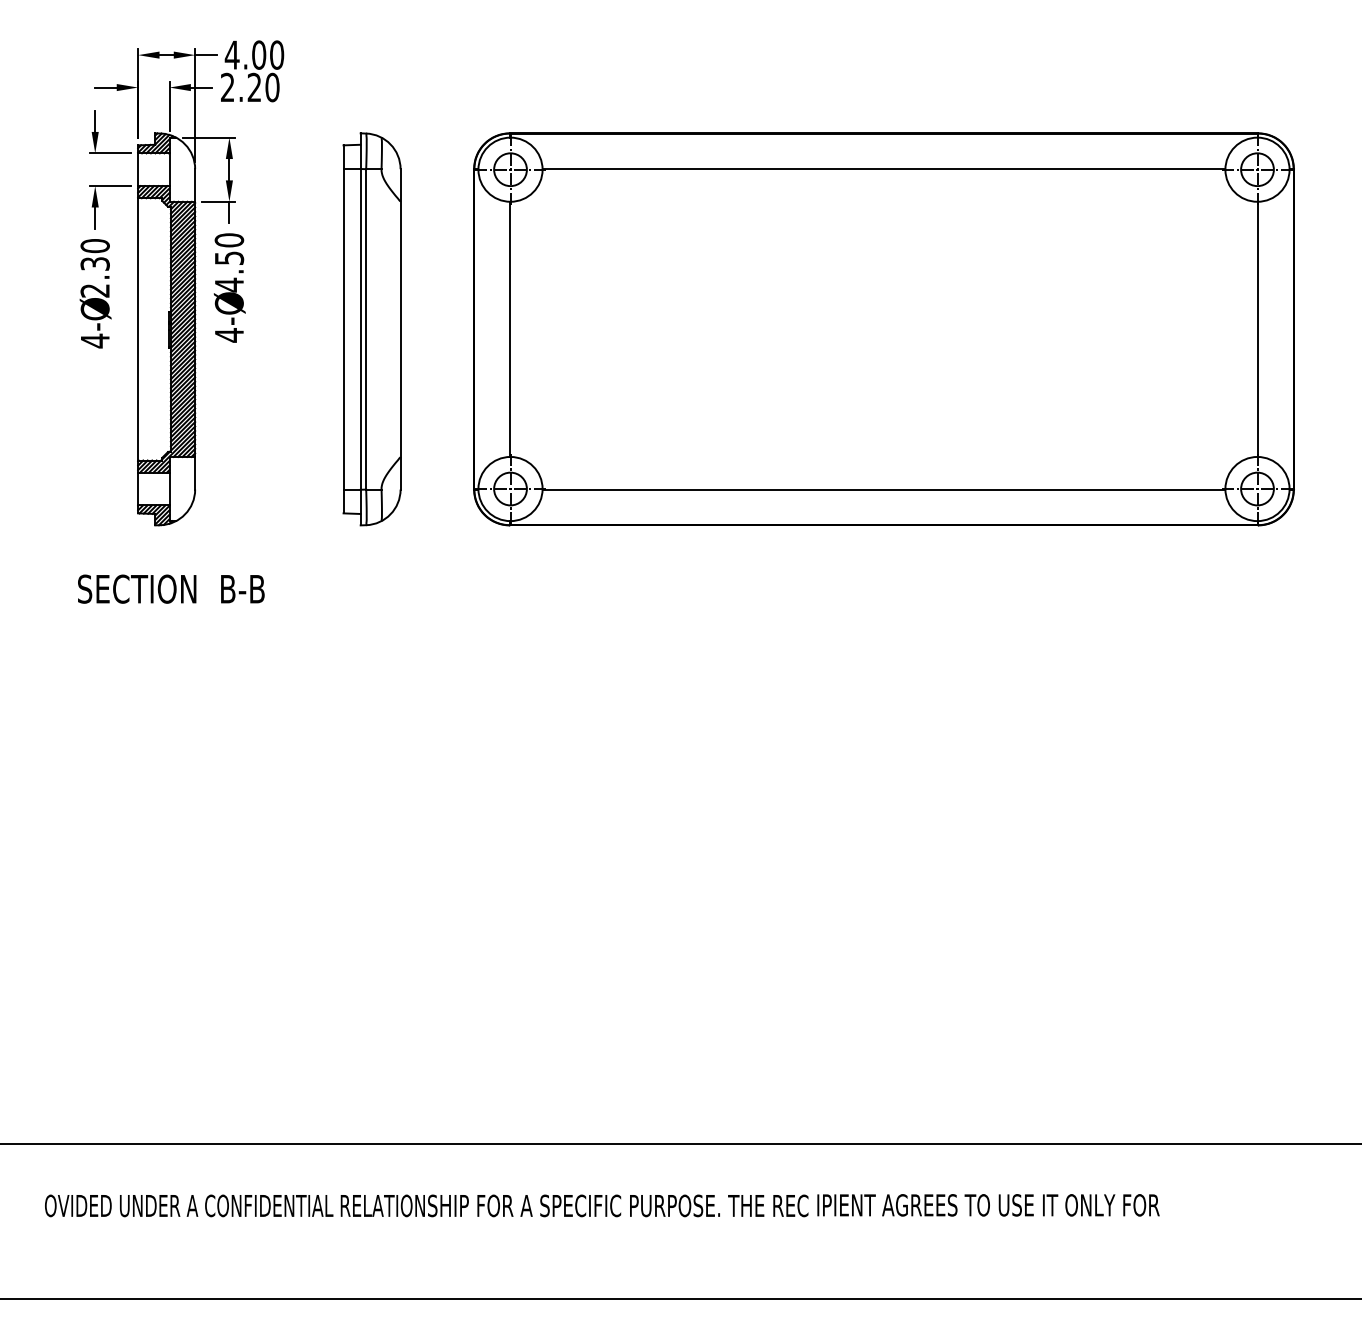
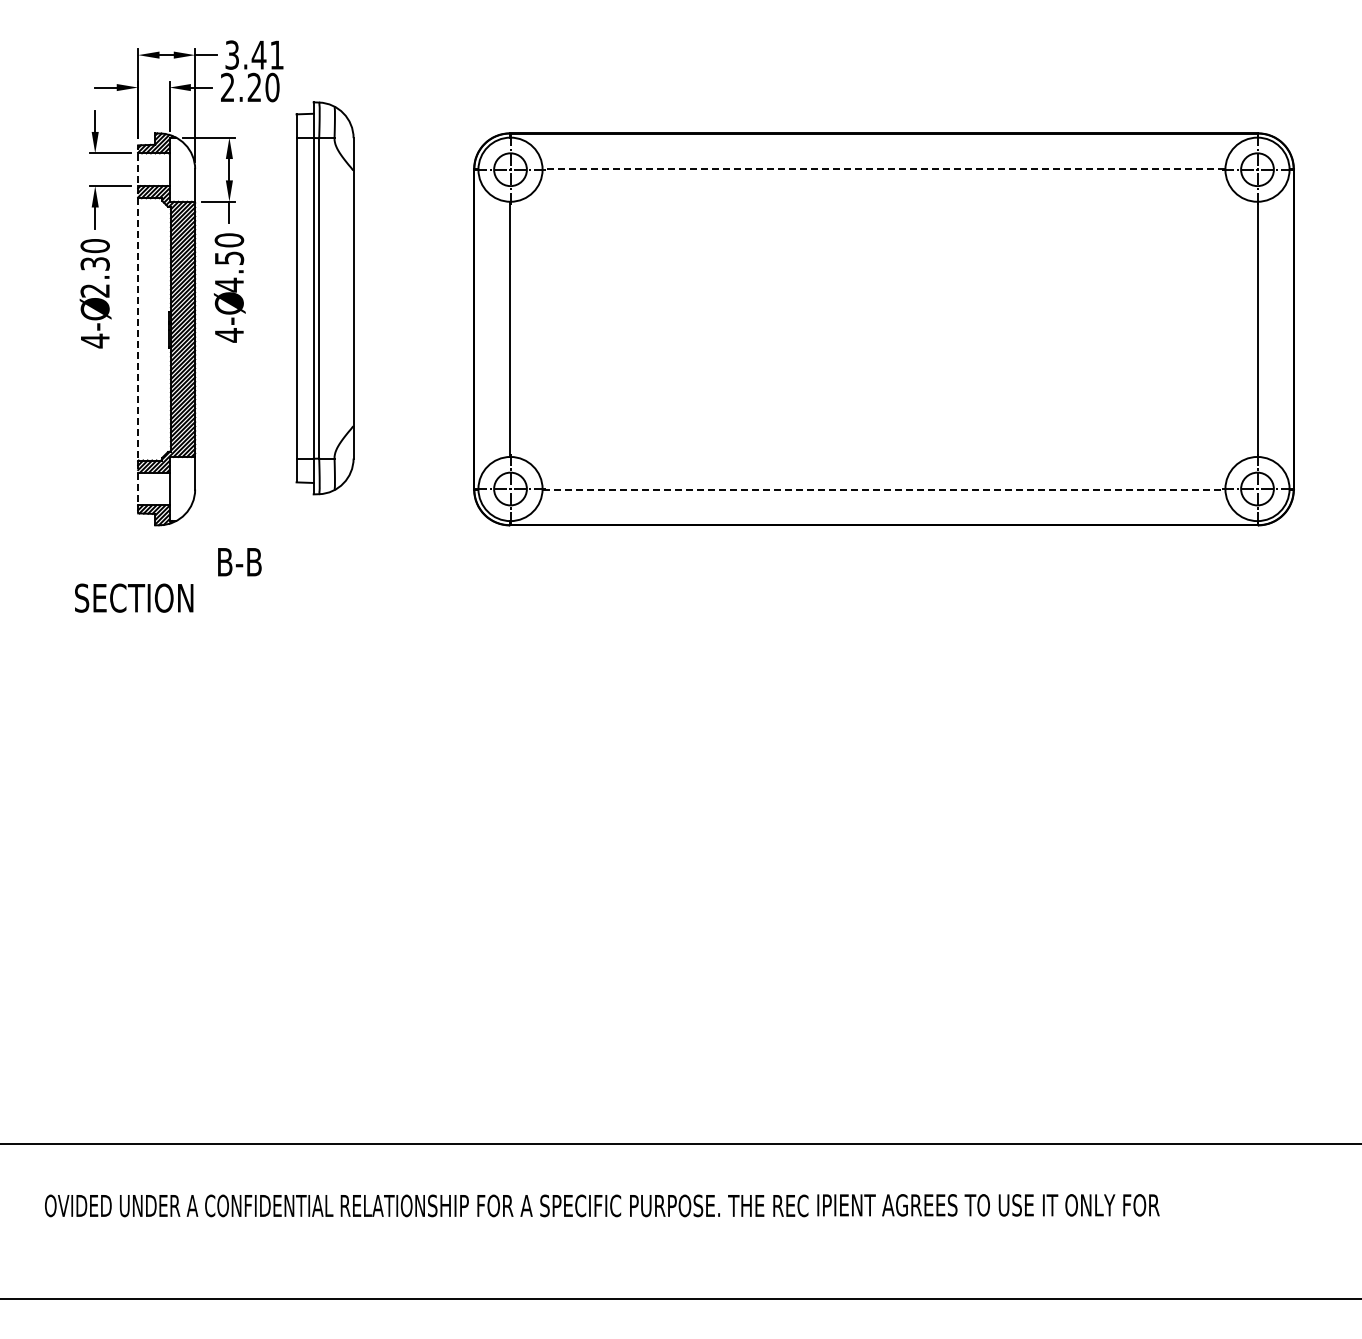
text: 4.00 -> 3.41 (254, 54)
line: solid -> dashed (883, 169)
line: solid -> dashed (138, 328)
part position: (371, 329) -> (324, 298) (324, 298)
line: solid -> dashed (884, 489)
text position: (137, 588) -> (134, 597) (134, 597)
text position: (242, 589) -> (239, 562) (239, 562)
